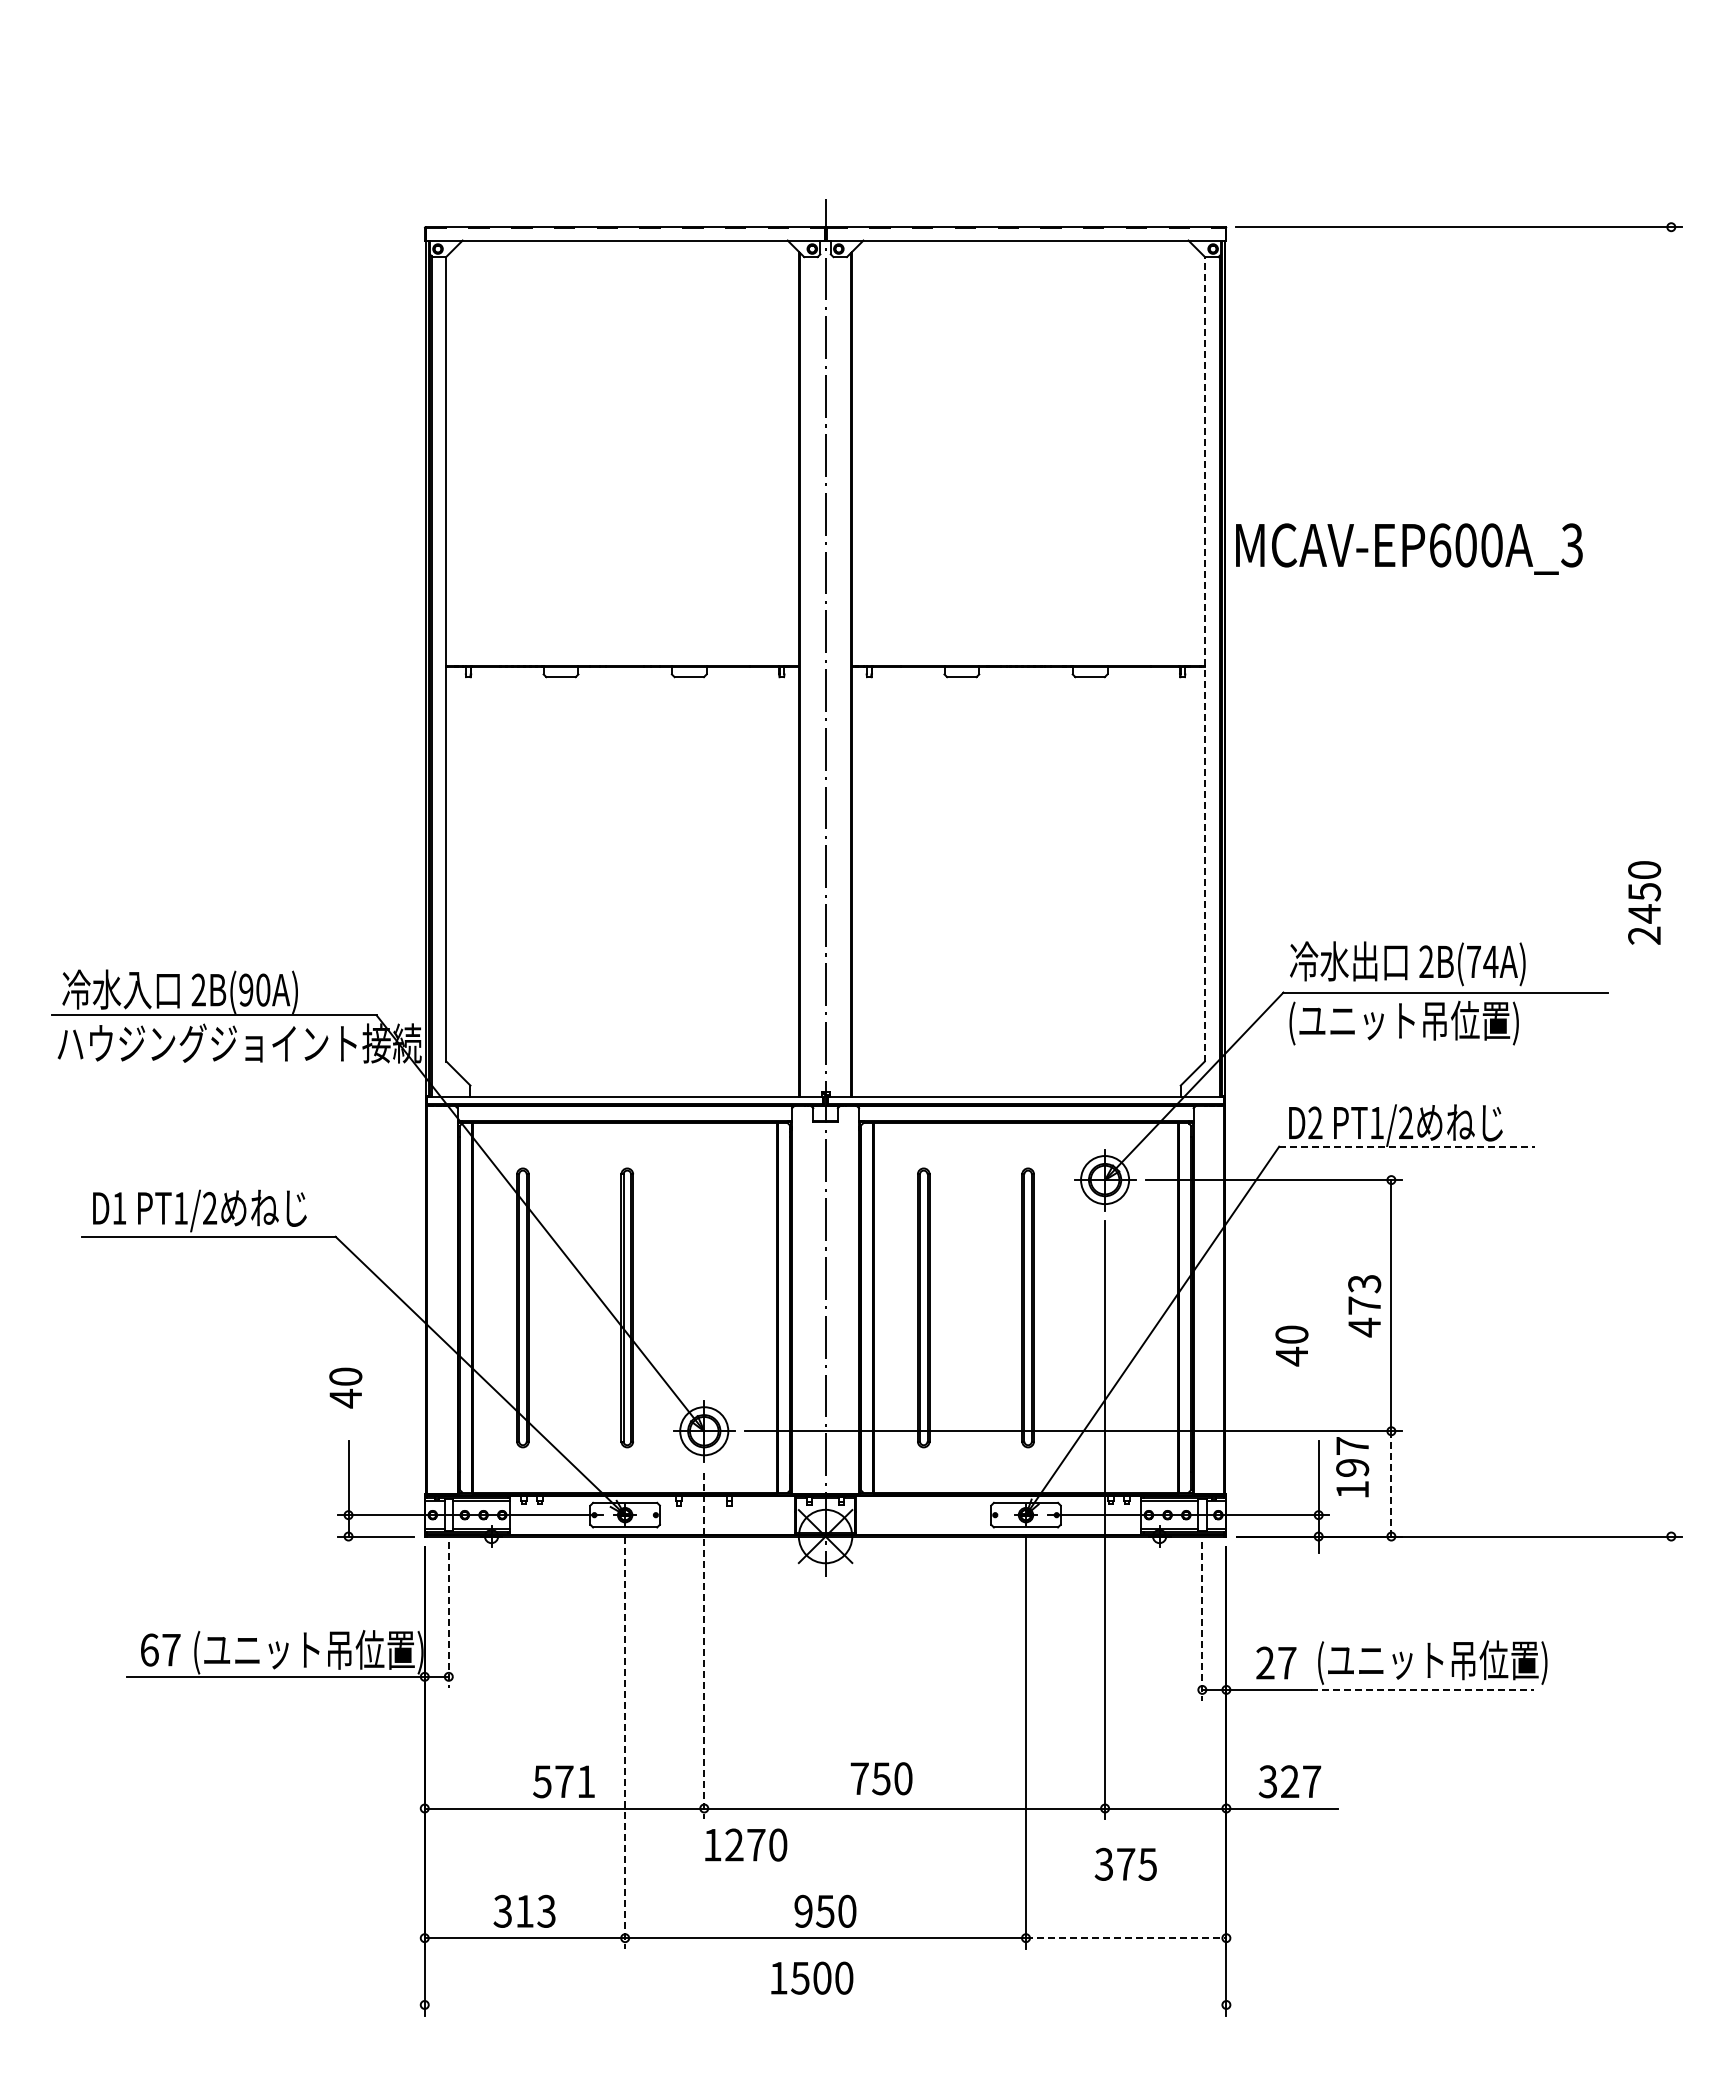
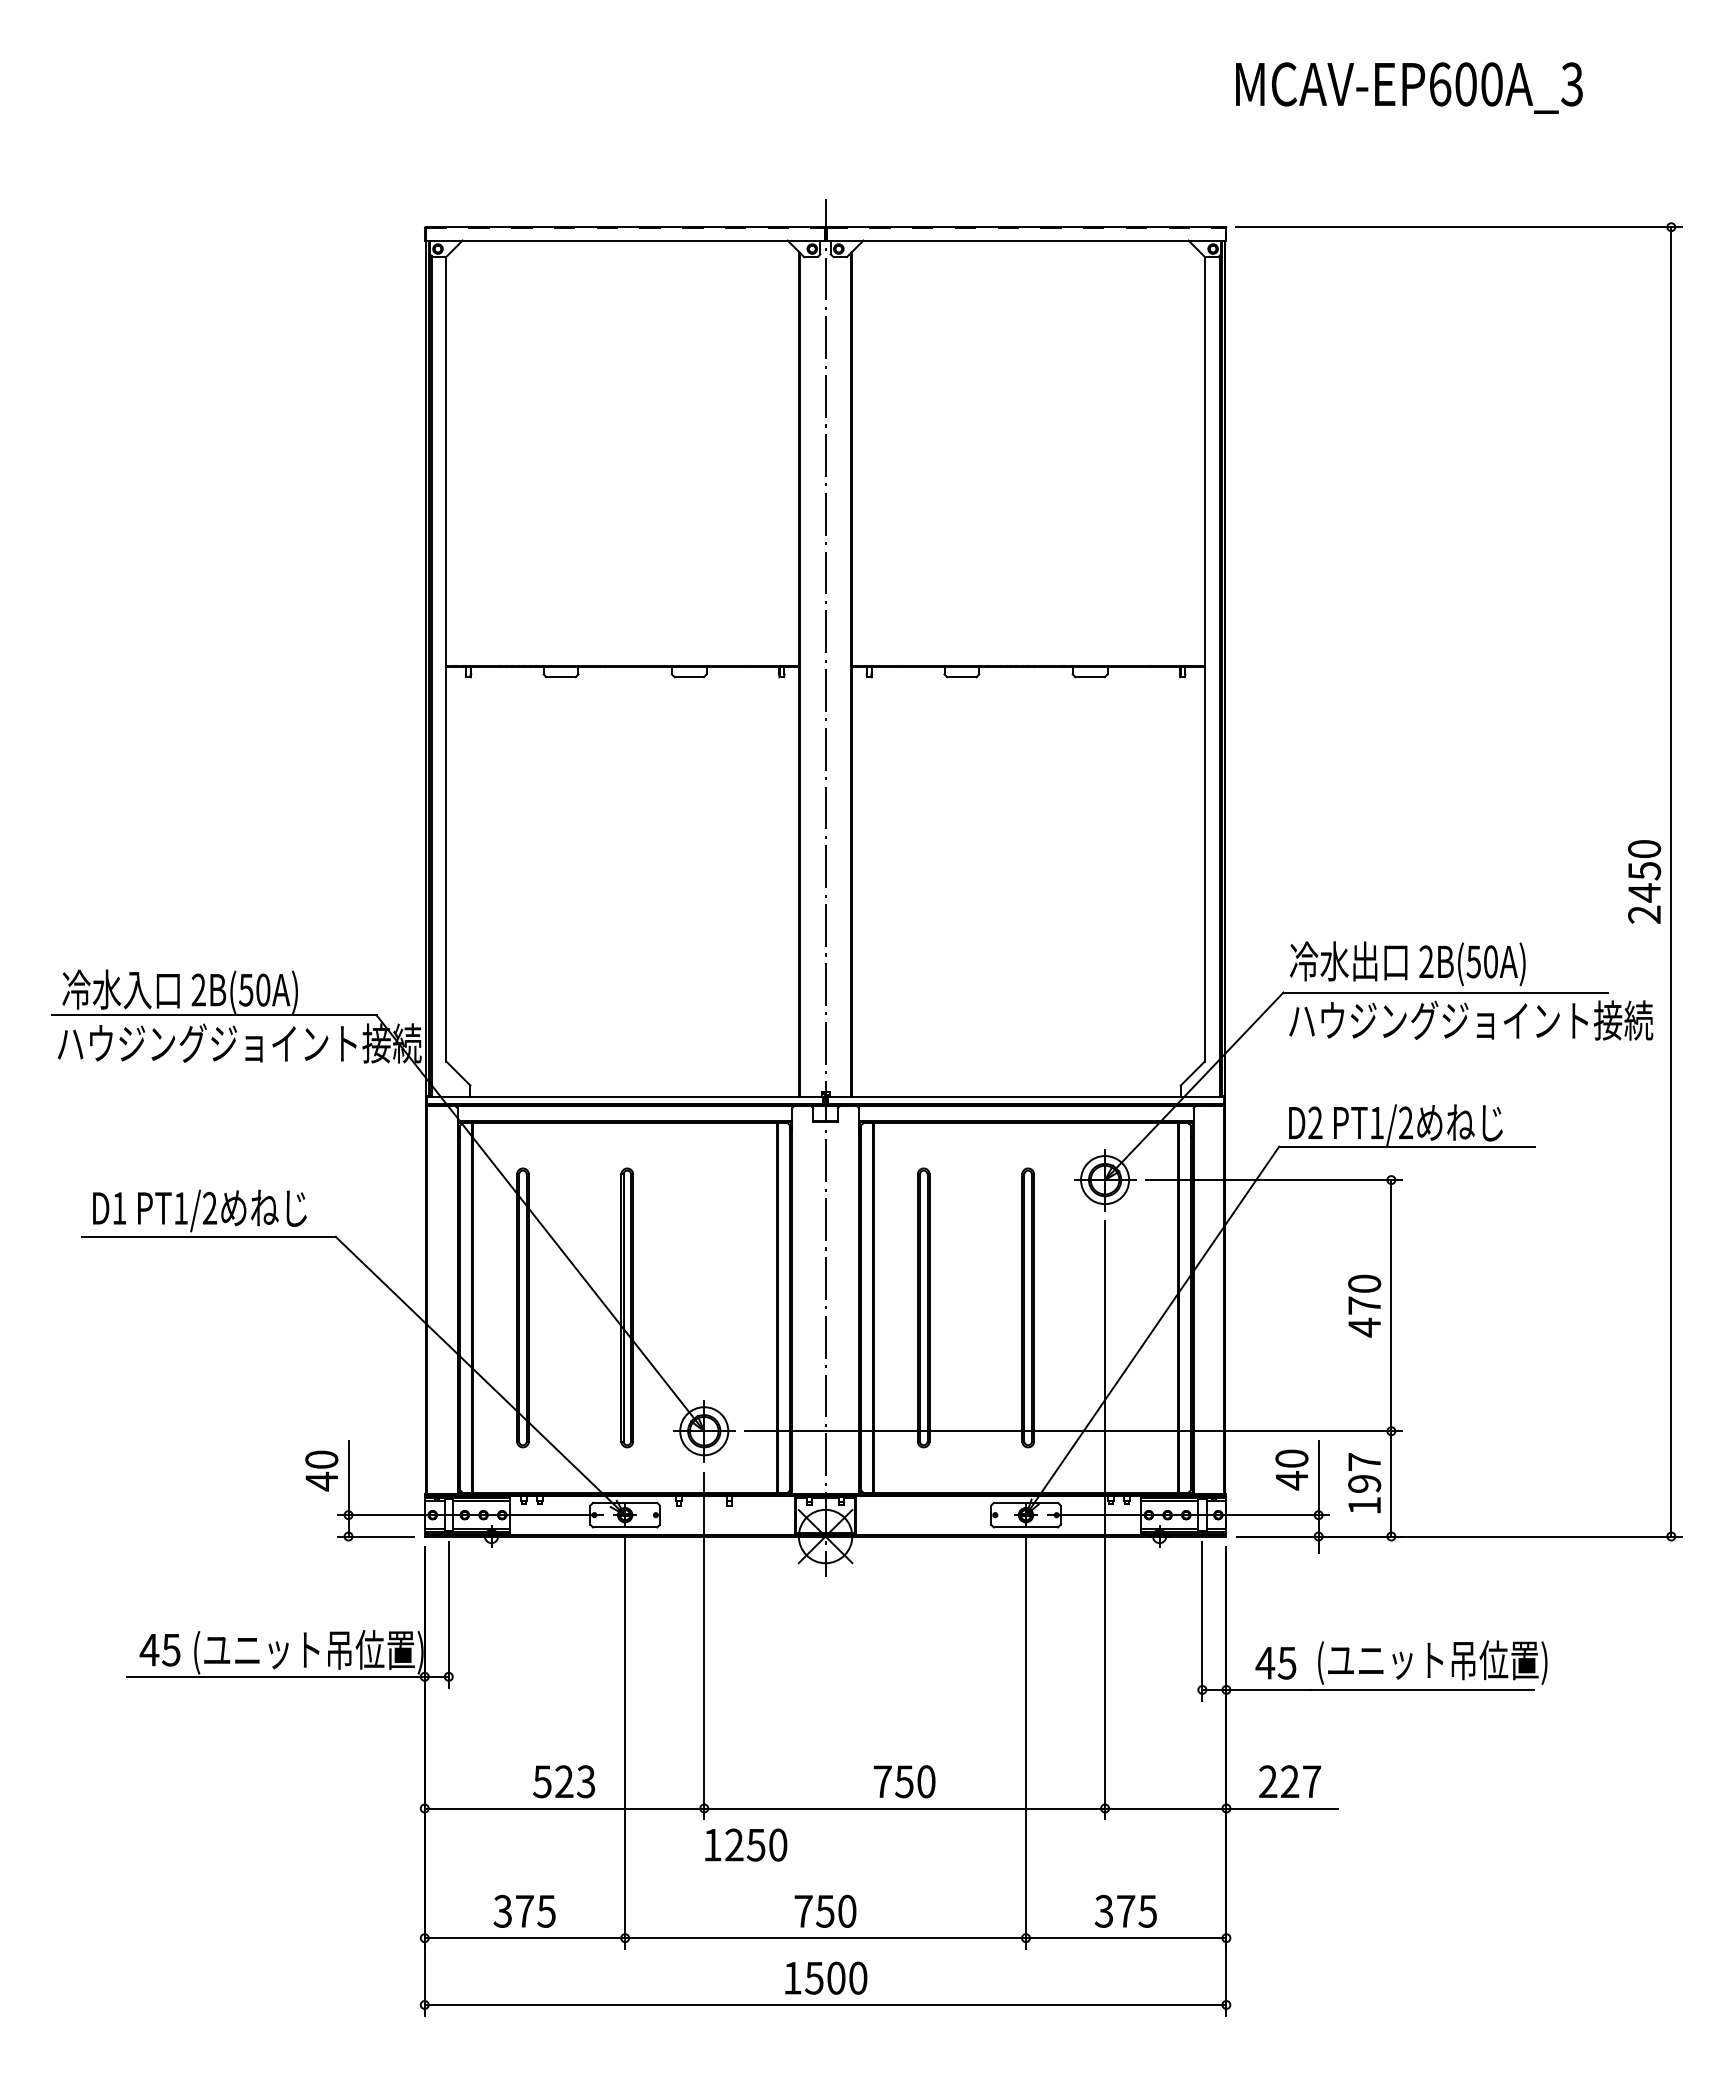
text position: (1409, 548) -> (1409, 87) (1409, 87)
line: dashed -> solid (1204, 658)
line: none -> present (1671, 881)
text position: (1644, 902) -> (1644, 881) (1644, 881)
text: 2B(74A) -> 2B(50A) (1482, 961)
text: 2B(90A) -> 2B(50A) (245, 989)
text: (ユニット吊位置) -> ハウジングジョイント接続 (1471, 1022)
line: dashed -> solid (1407, 1146)
text: 473 -> 470 (1364, 1283)
text position: (1291, 1345) -> (1291, 1469) (1291, 1469)
text position: (345, 1387) -> (321, 1470) (321, 1470)
text position: (1352, 1467) -> (1364, 1483) (1364, 1483)
line: dashed -> solid (1391, 1483)
line: dashed -> solid (448, 1614)
line: dashed -> solid (1202, 1621)
line: dashed -> solid (704, 1646)
text: 67 -> 45 (159, 1649)
text: 27 -> 45 (1275, 1662)
line: dashed -> solid (1422, 1689)
line: dashed -> solid (625, 1742)
text position: (881, 1778) -> (904, 1781) (904, 1781)
text: 571 -> 523 (574, 1781)
text: 327 -> 227 (1267, 1781)
text: 1270 -> 1250 (755, 1845)
text position: (1125, 1863) -> (1125, 1910) (1125, 1910)
text: 313 -> 375 (535, 1910)
text: 950 -> 750 (803, 1910)
line: dashed -> solid (1126, 1938)
text position: (812, 1977) -> (826, 1977) (826, 1977)
line: none -> present (825, 2004)
